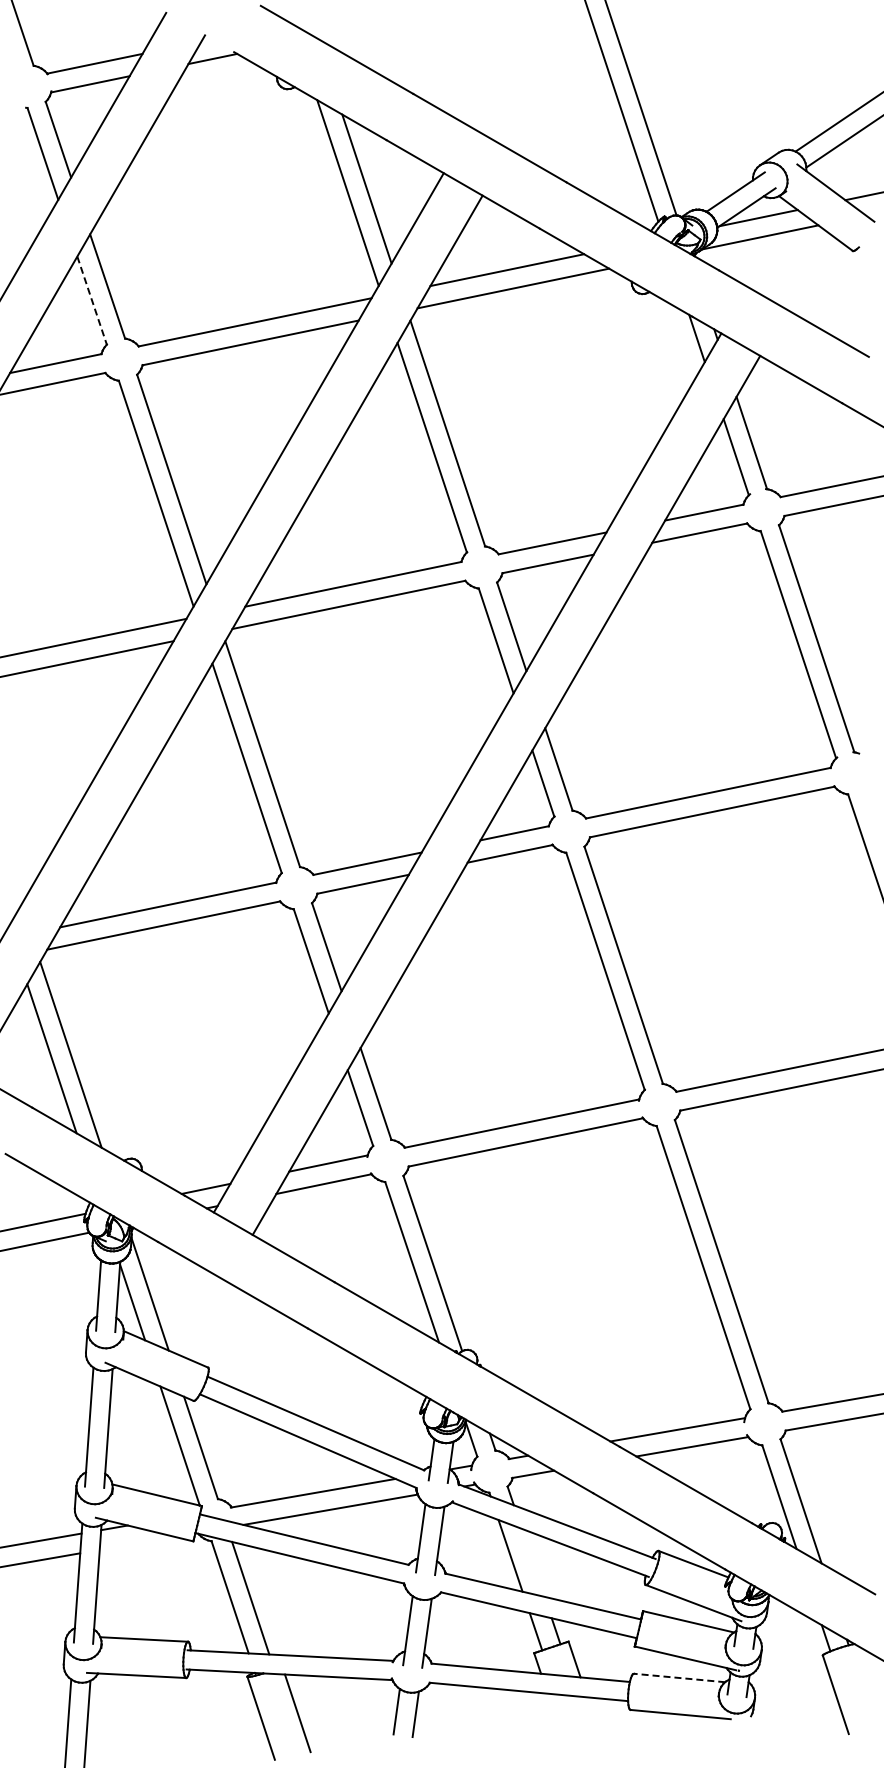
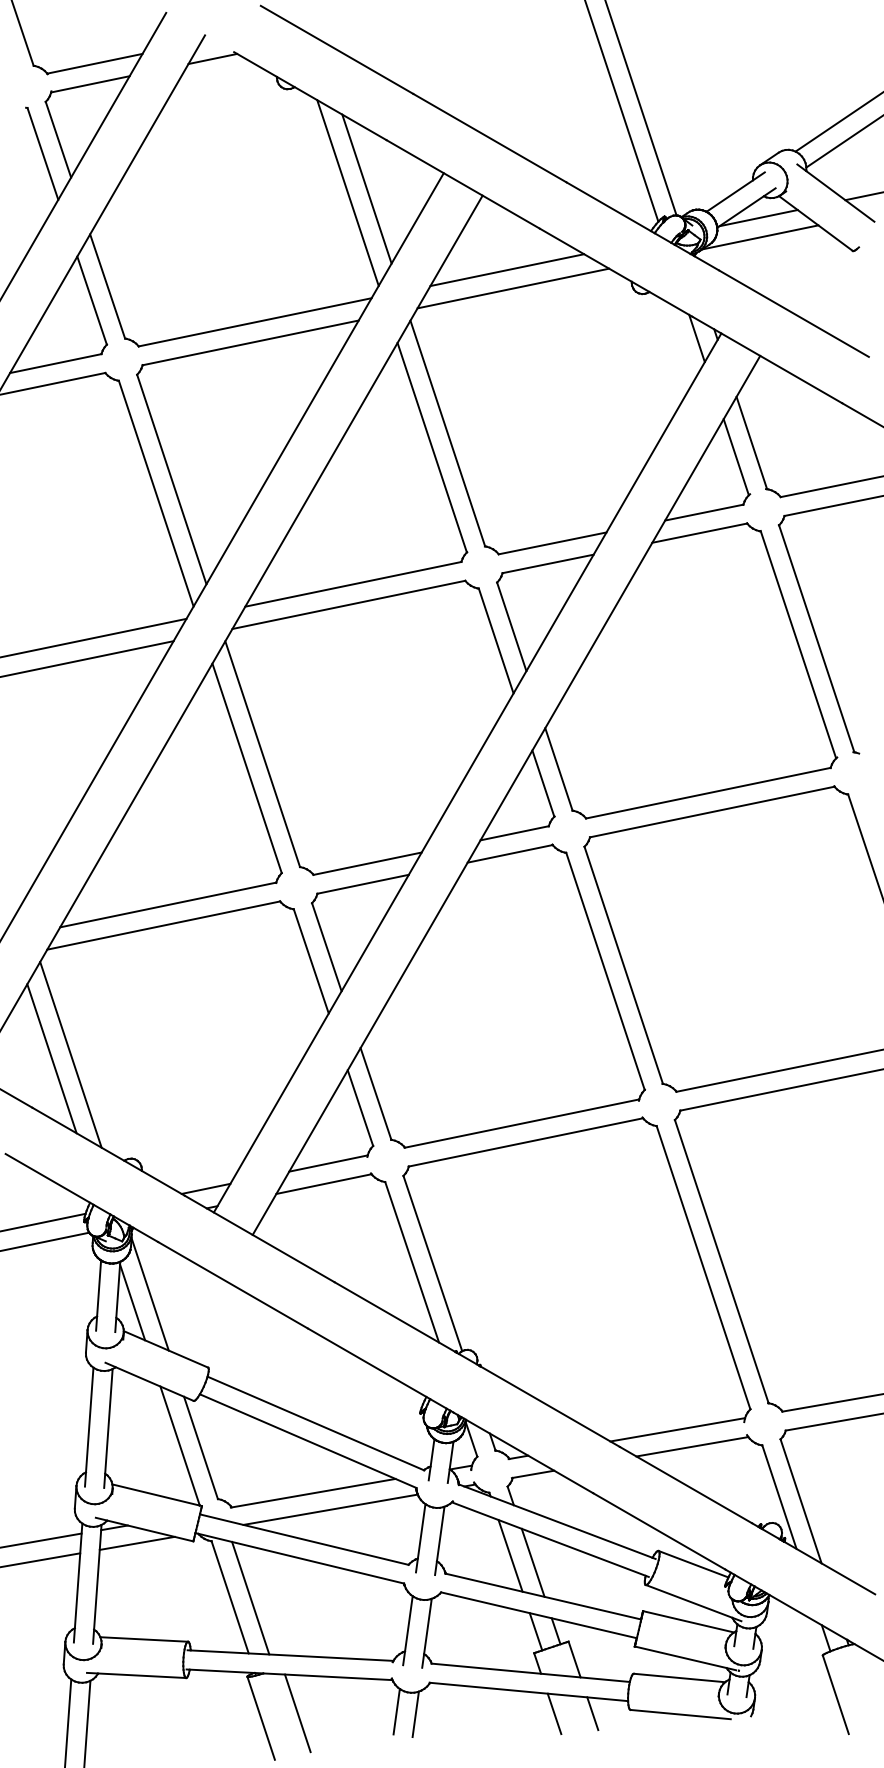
line: dashed -> solid (92, 301)
line: none -> present (136, 1542)
line: none -> present (532, 1562)
line: dashed -> solid (679, 1677)
line: none -> present (554, 1713)
line: none -> present (592, 1713)
